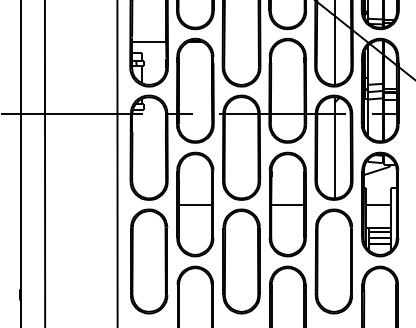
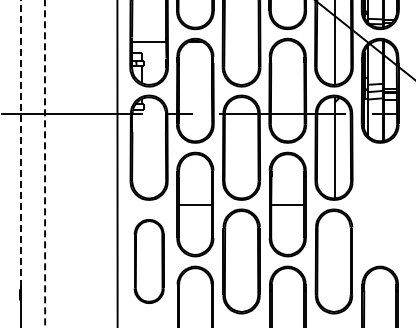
line: solid -> dashed (20, 143)
line: solid -> dashed (45, 163)
part: present -> none (380, 204)
part size: 39x107 px -> 32x85 px (148, 261)
